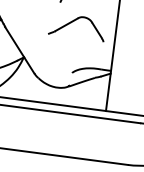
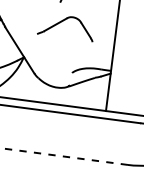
part position: (71, 23) -> (60, 23) (60, 23)
line: solid -> dashed (63, 156)
